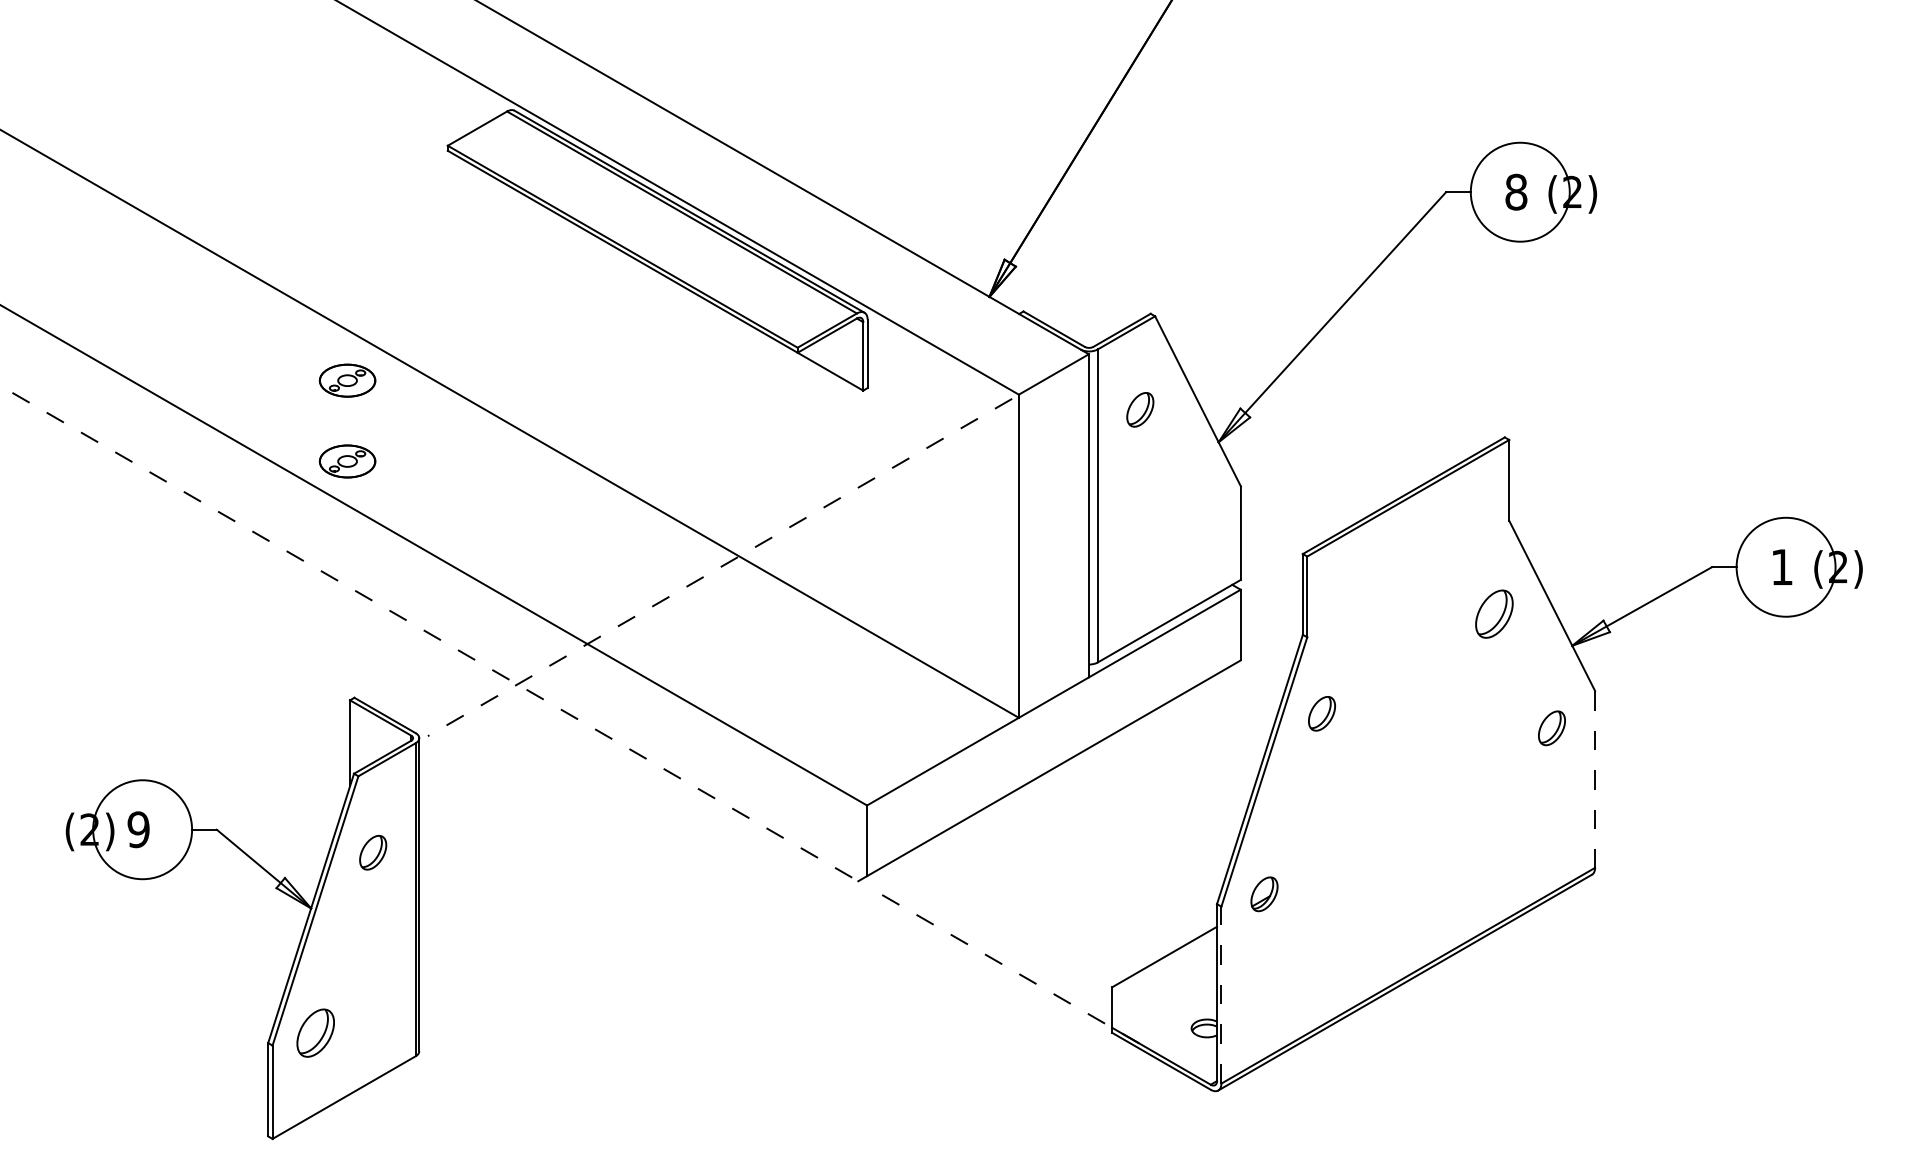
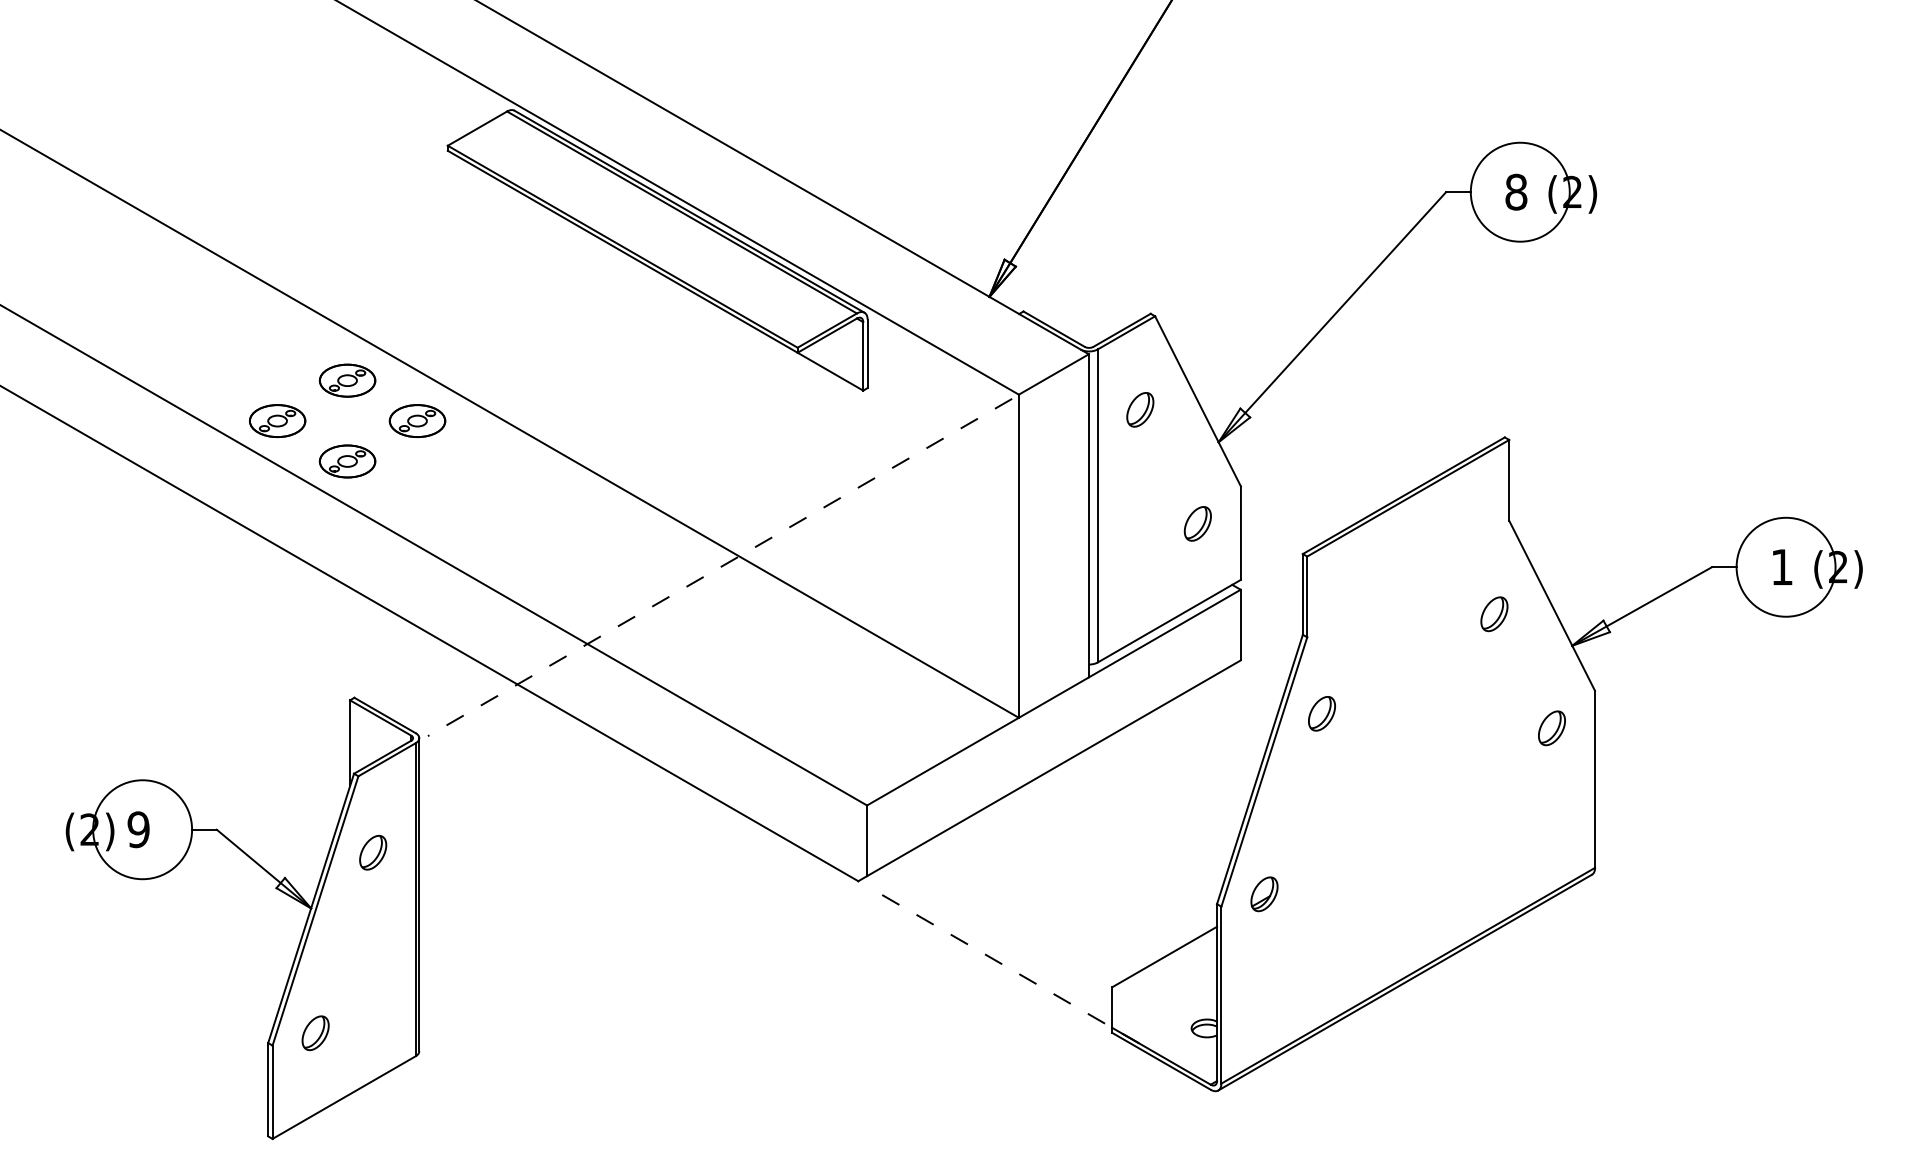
part: none -> present (277, 421)
part: none -> present (417, 421)
part: none -> present (1197, 523)
part size: 39x50 px -> 29x37 px (1494, 614)
line: dashed -> solid (429, 633)
line: dashed -> solid (1595, 779)
line: dashed -> solid (1221, 994)
part size: 39x50 px -> 29x37 px (315, 1033)
